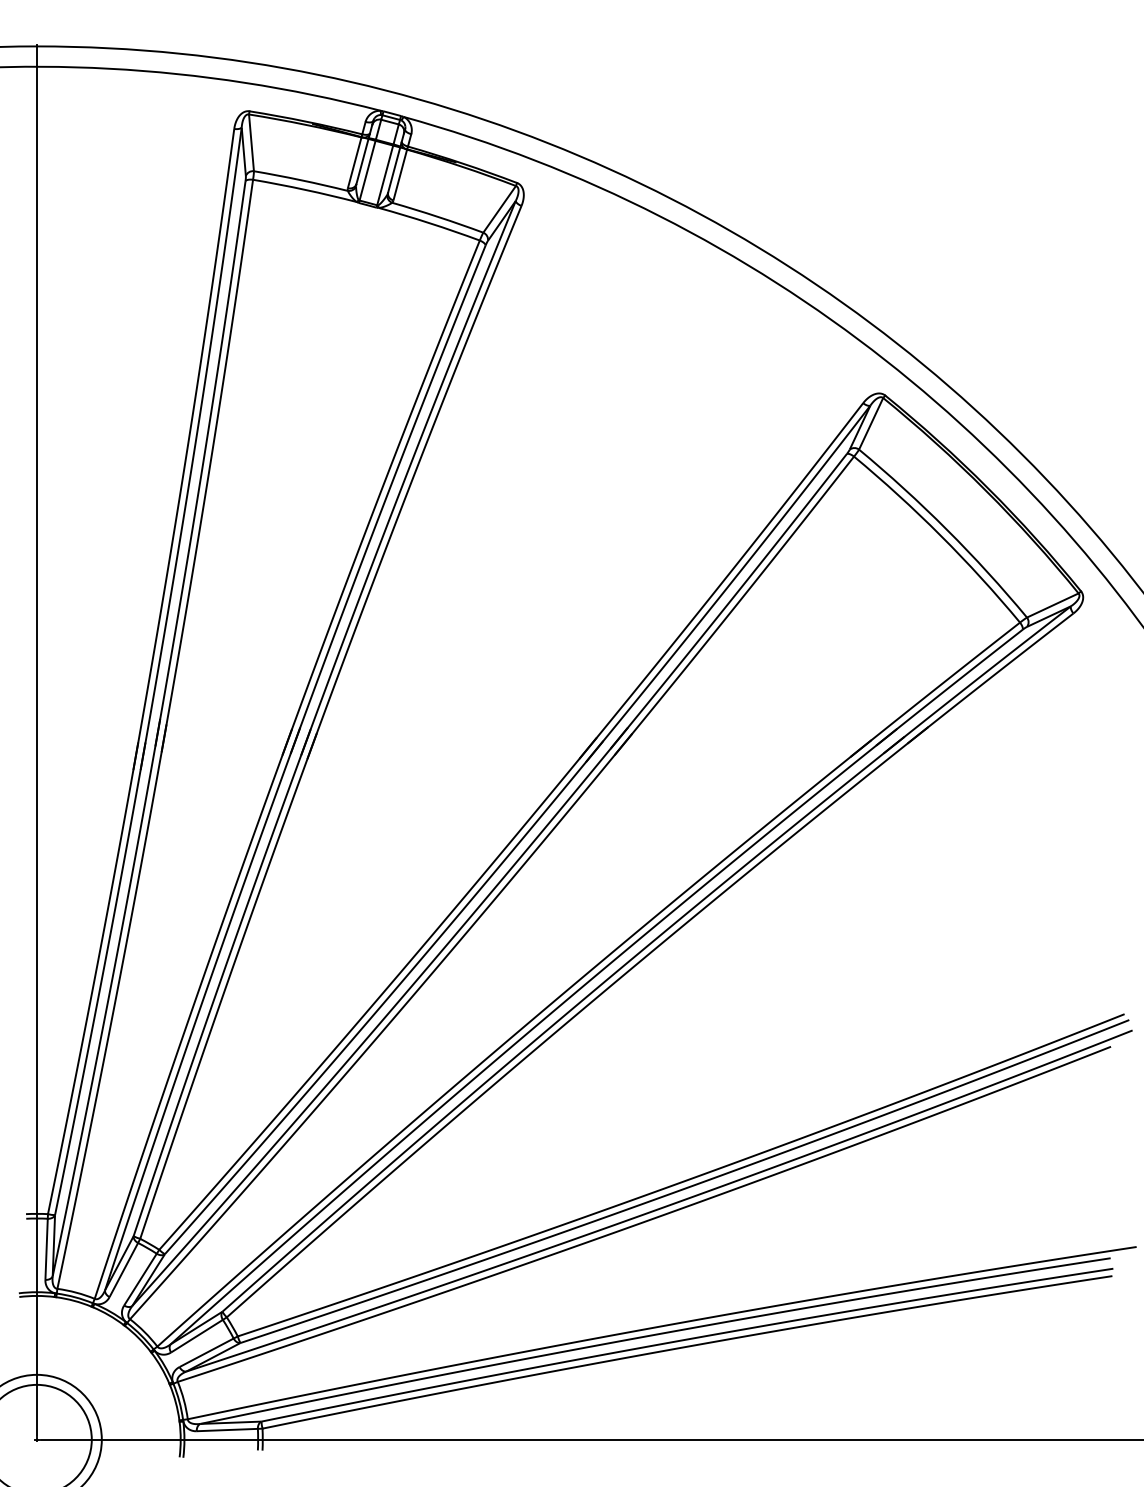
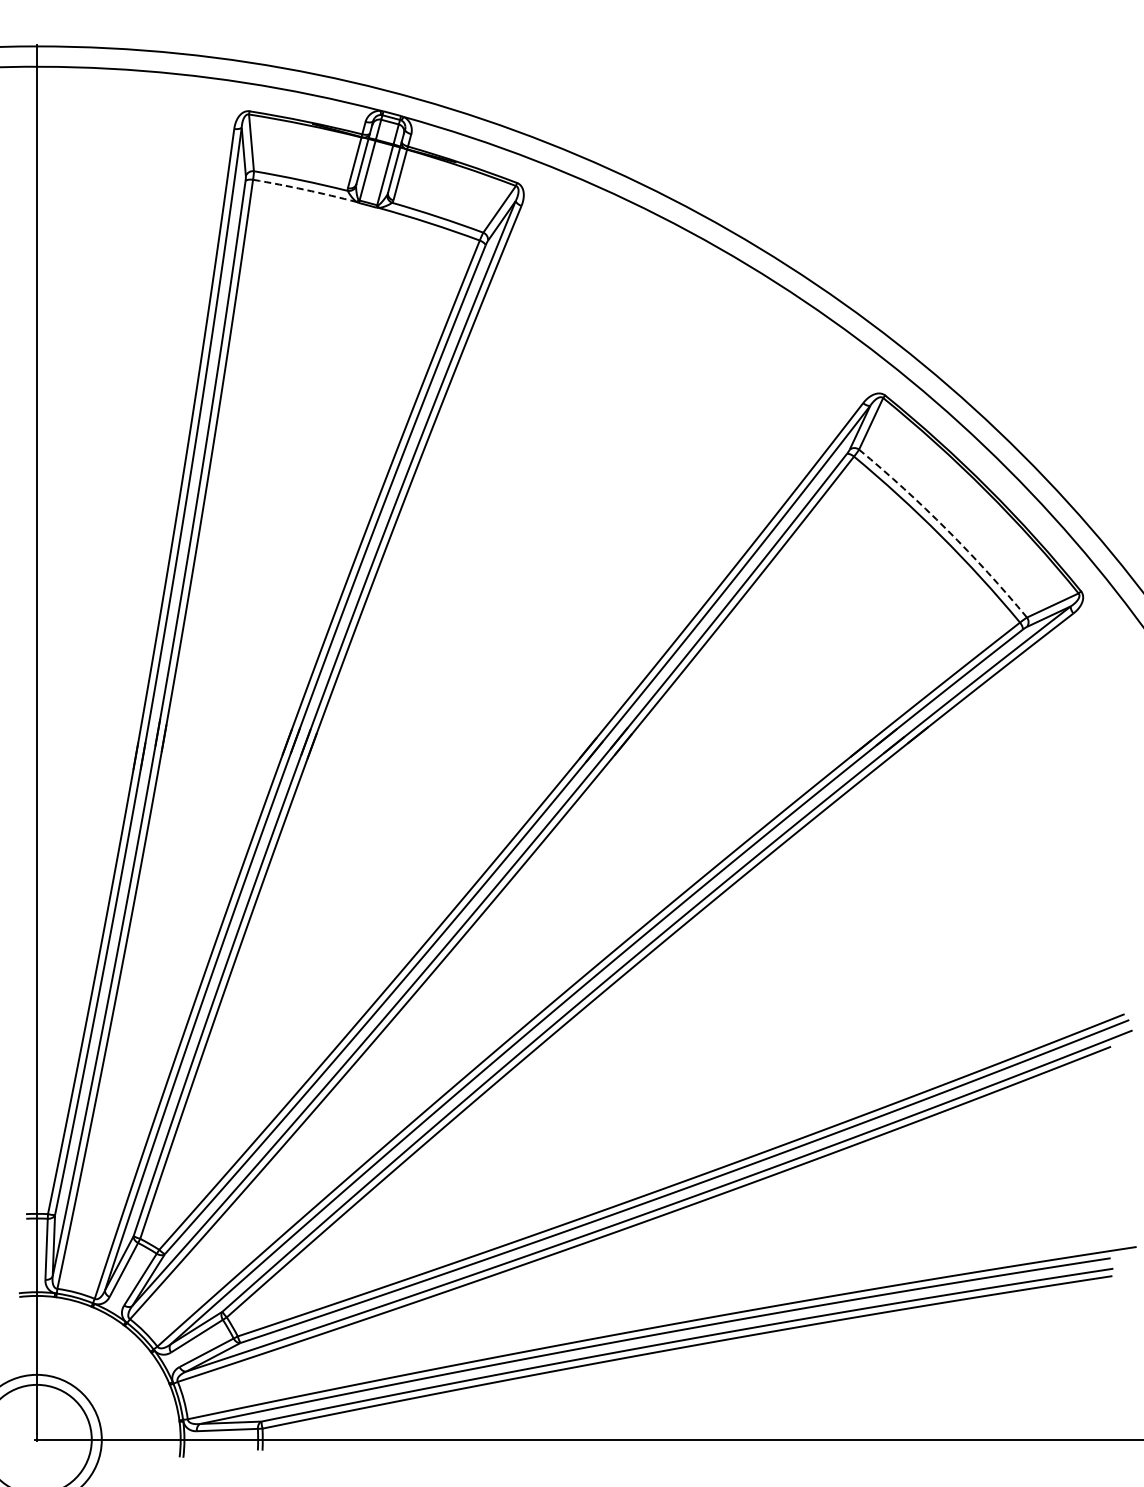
arc: solid -> dashed (305, 189)
arc: solid -> dashed (946, 529)
